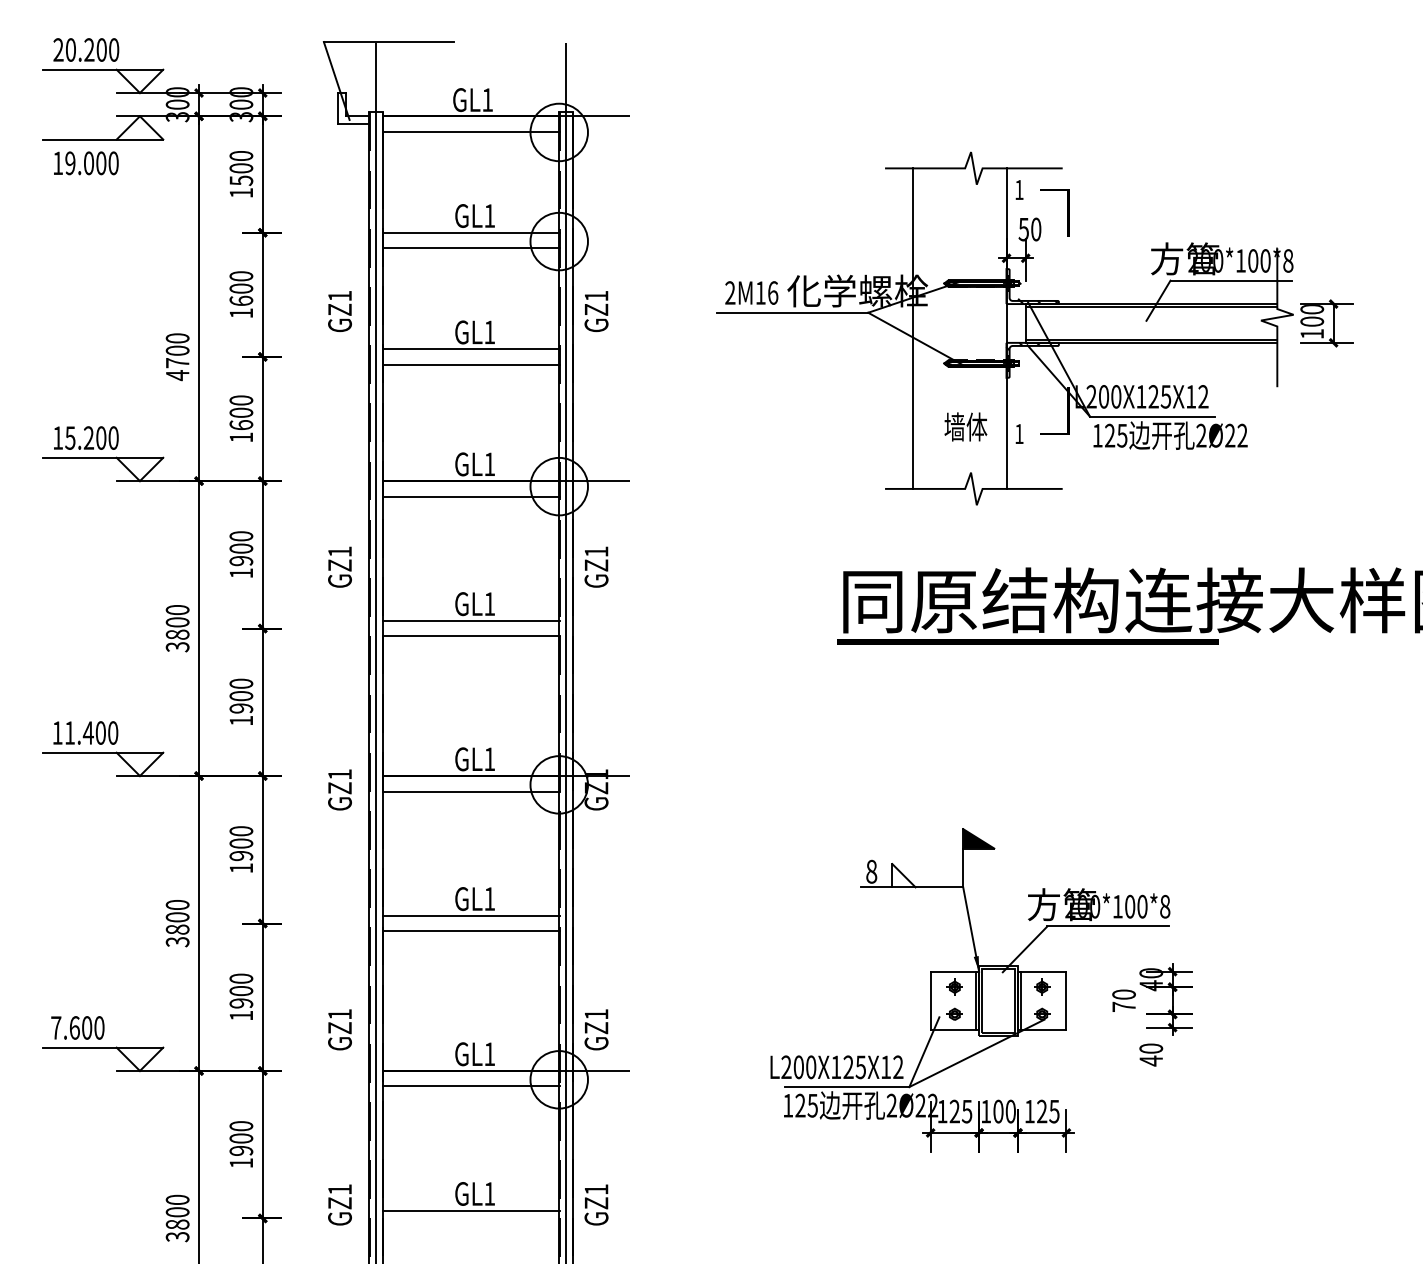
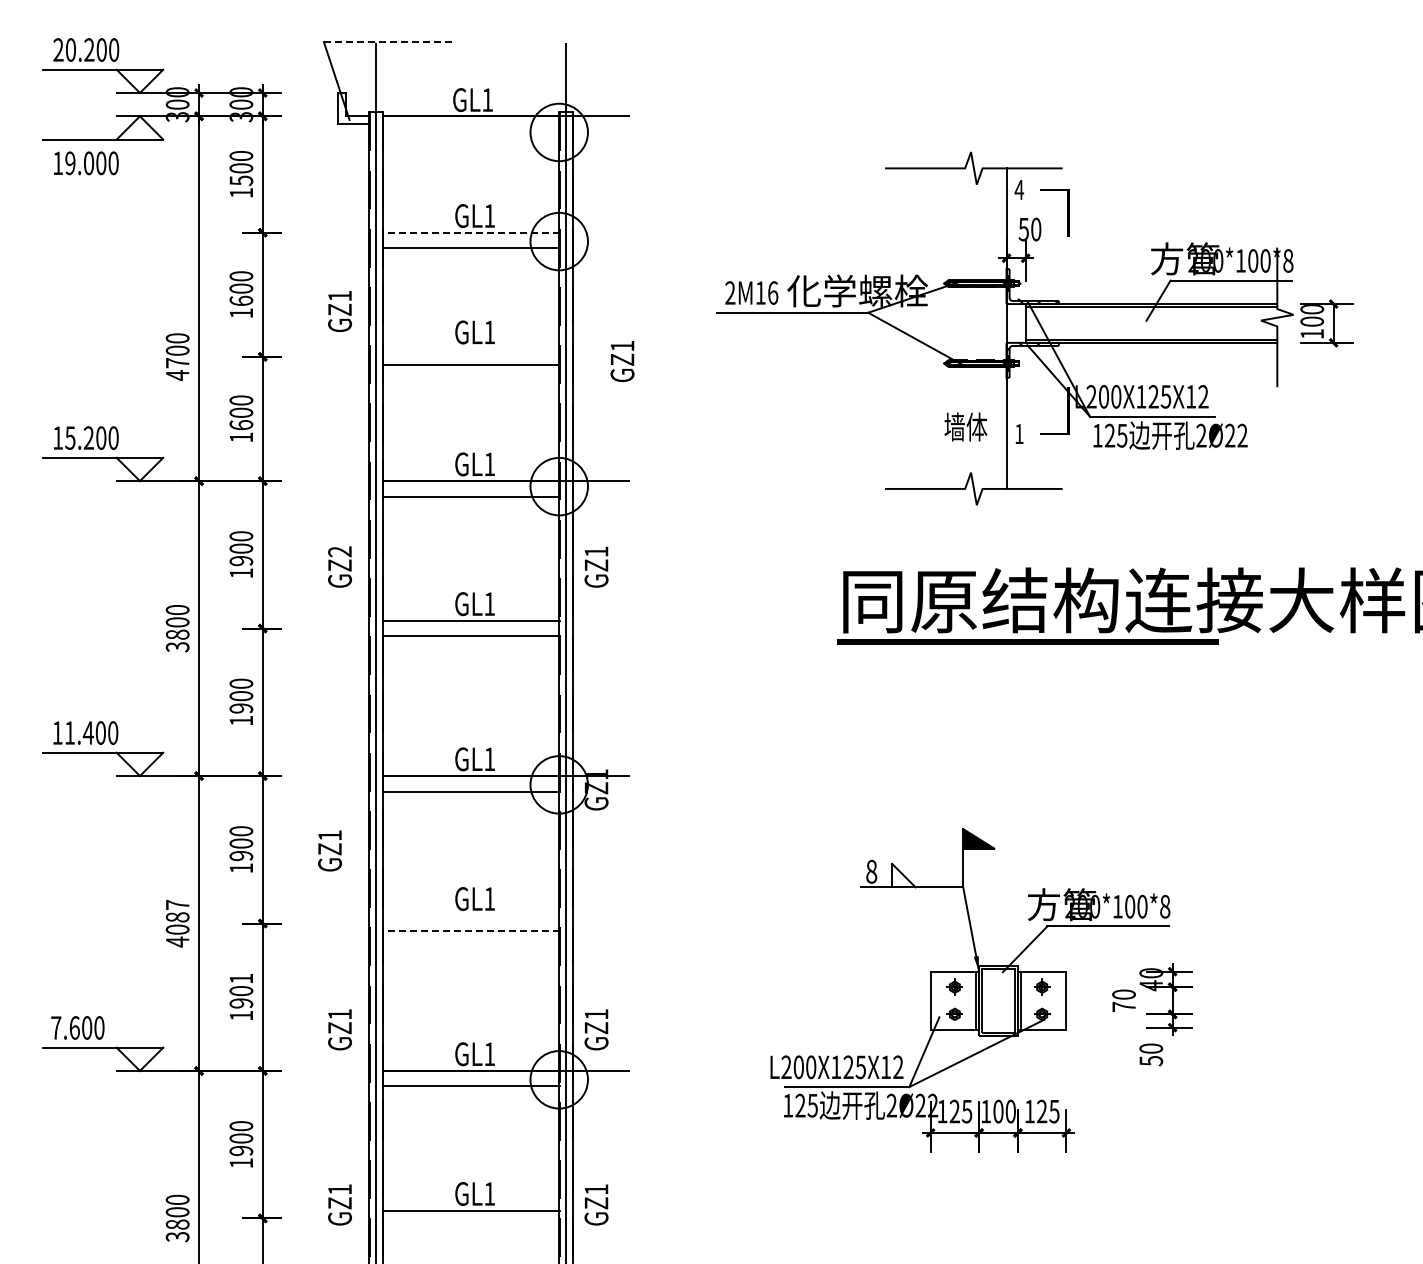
line: solid -> dashed (388, 42)
line: present -> none (471, 131)
text: 1 -> 4 (1019, 189)
line: solid -> dashed (471, 232)
text position: (596, 311) -> (622, 361) (622, 361)
line: present -> none (913, 328)
line: present -> none (471, 349)
text: GZ1 -> GZ2 (339, 551)
text position: (339, 789) -> (329, 850) (329, 850)
line: present -> none (471, 915)
text: 3800 -> 4087 (177, 923)
line: solid -> dashed (471, 931)
text: 1900 -> 1901 (241, 978)
text: 40 -> 50 (1151, 1060)
